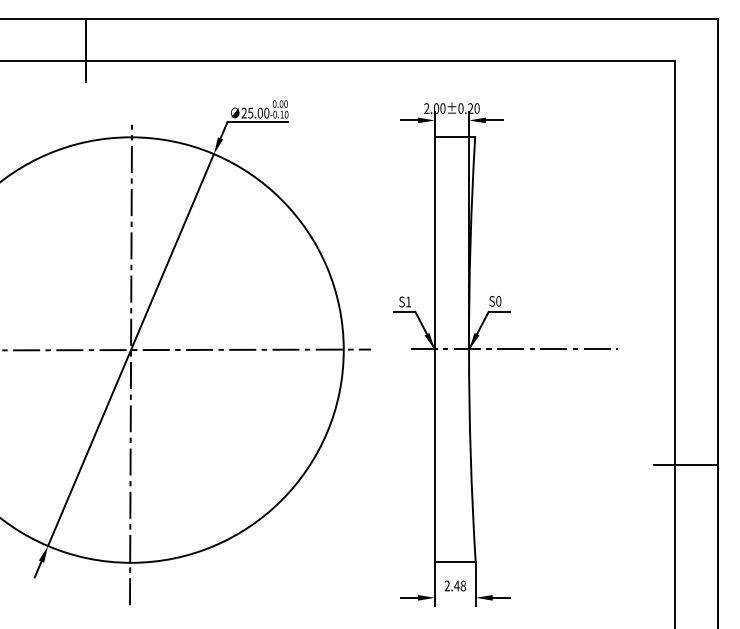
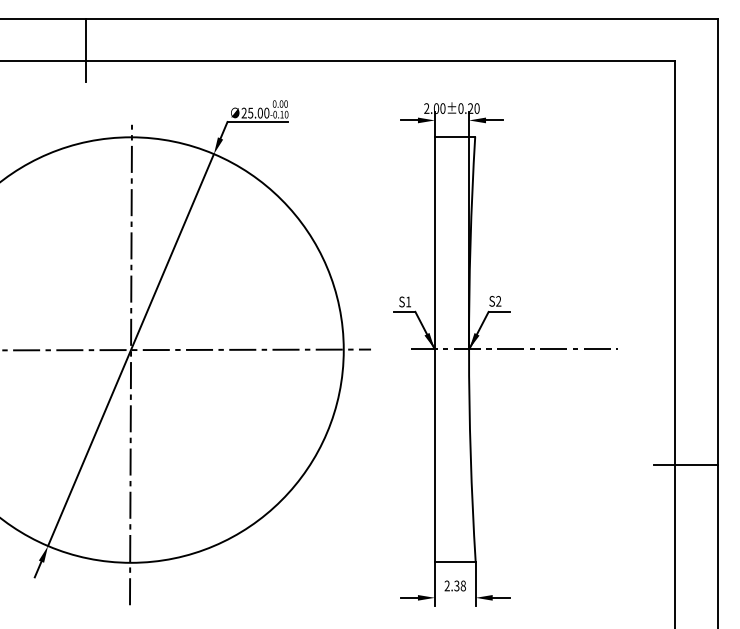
text: S0 -> S2 (498, 301)
text: 2.48 -> 2.38 (456, 585)
